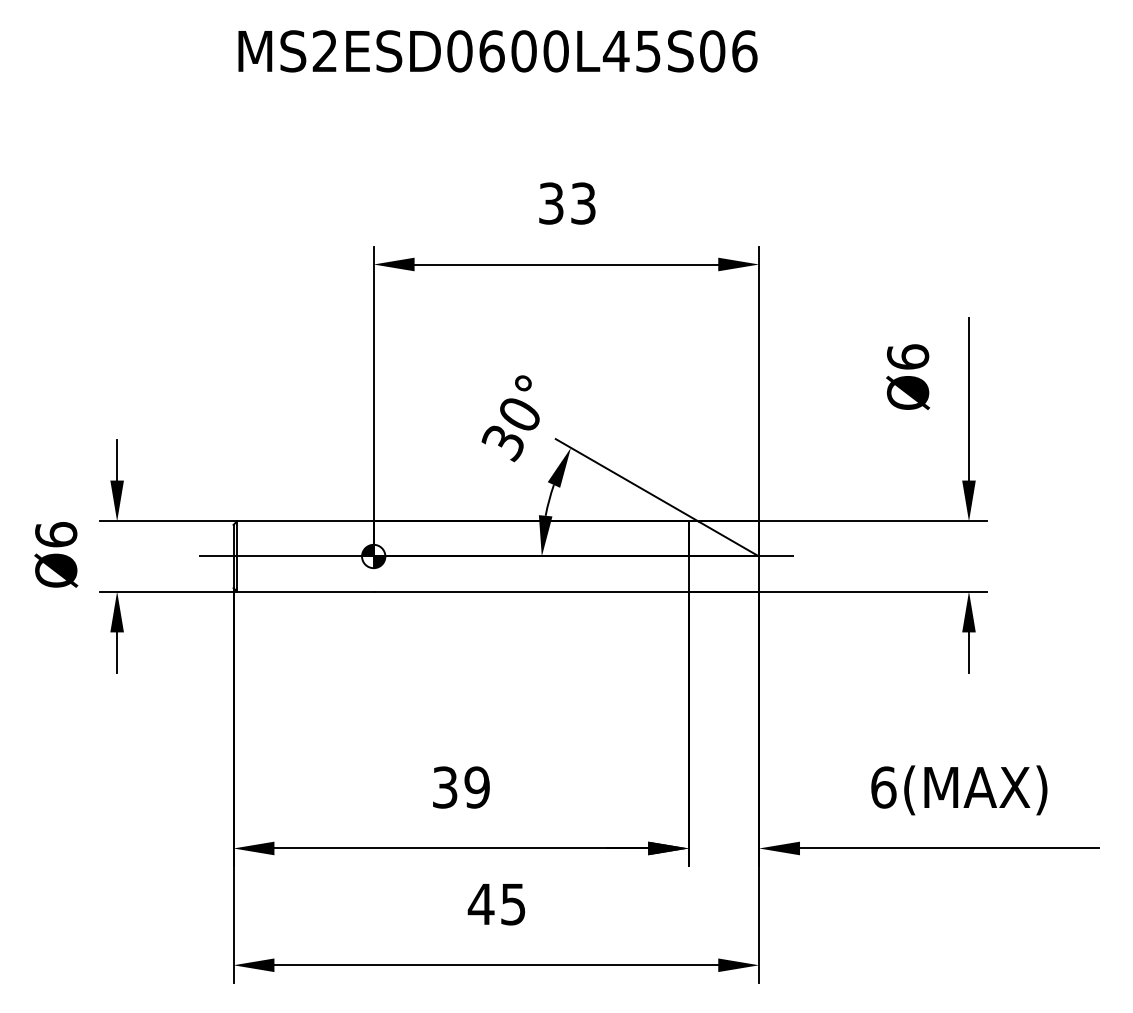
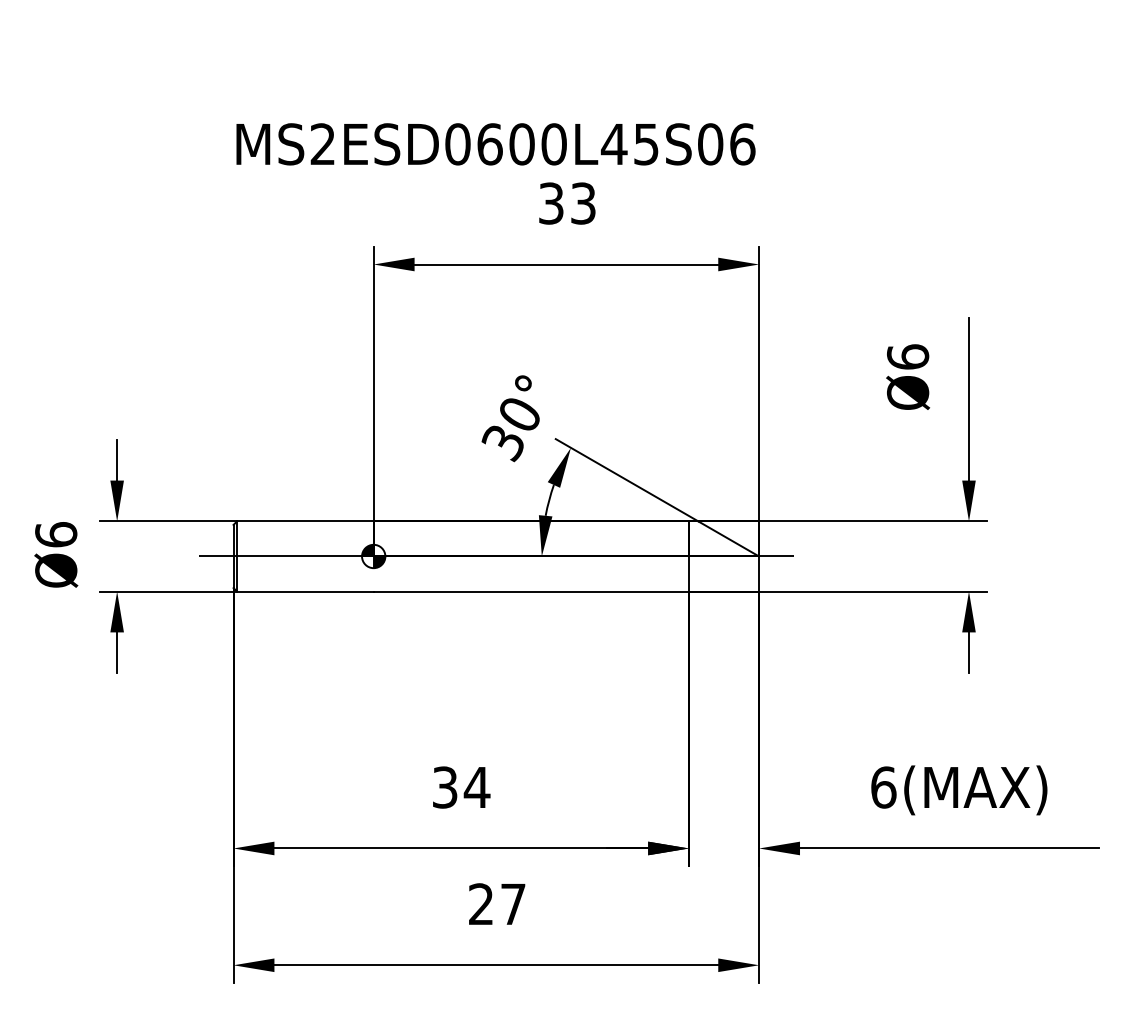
text position: (497, 51) -> (495, 144) (495, 144)
text: 39 -> 34 (476, 787)
text: 45 -> 27 (496, 904)
